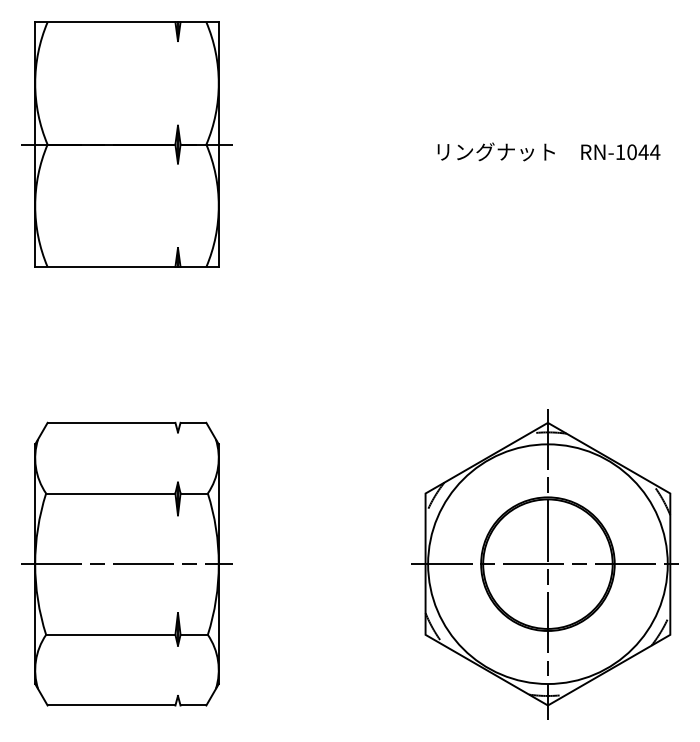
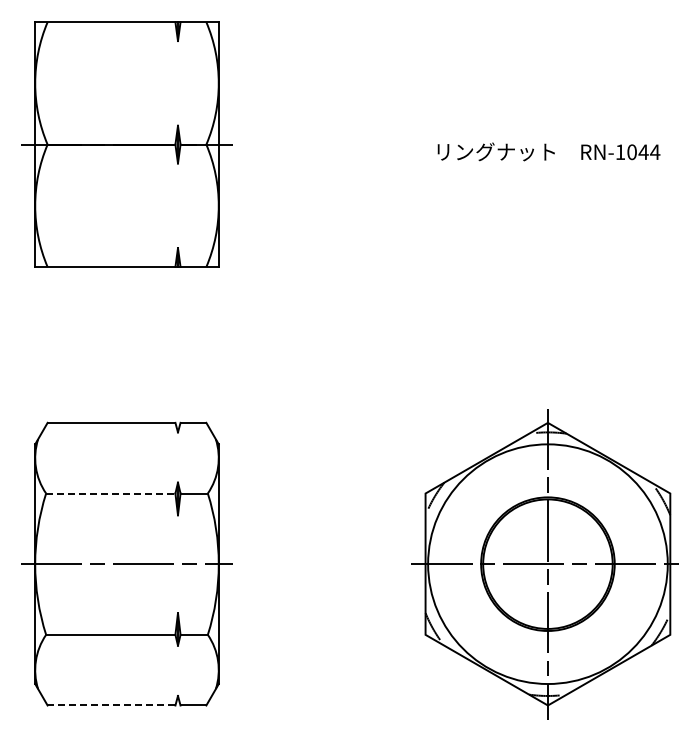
line: solid -> dashed (110, 493)
line: solid -> dashed (111, 705)
